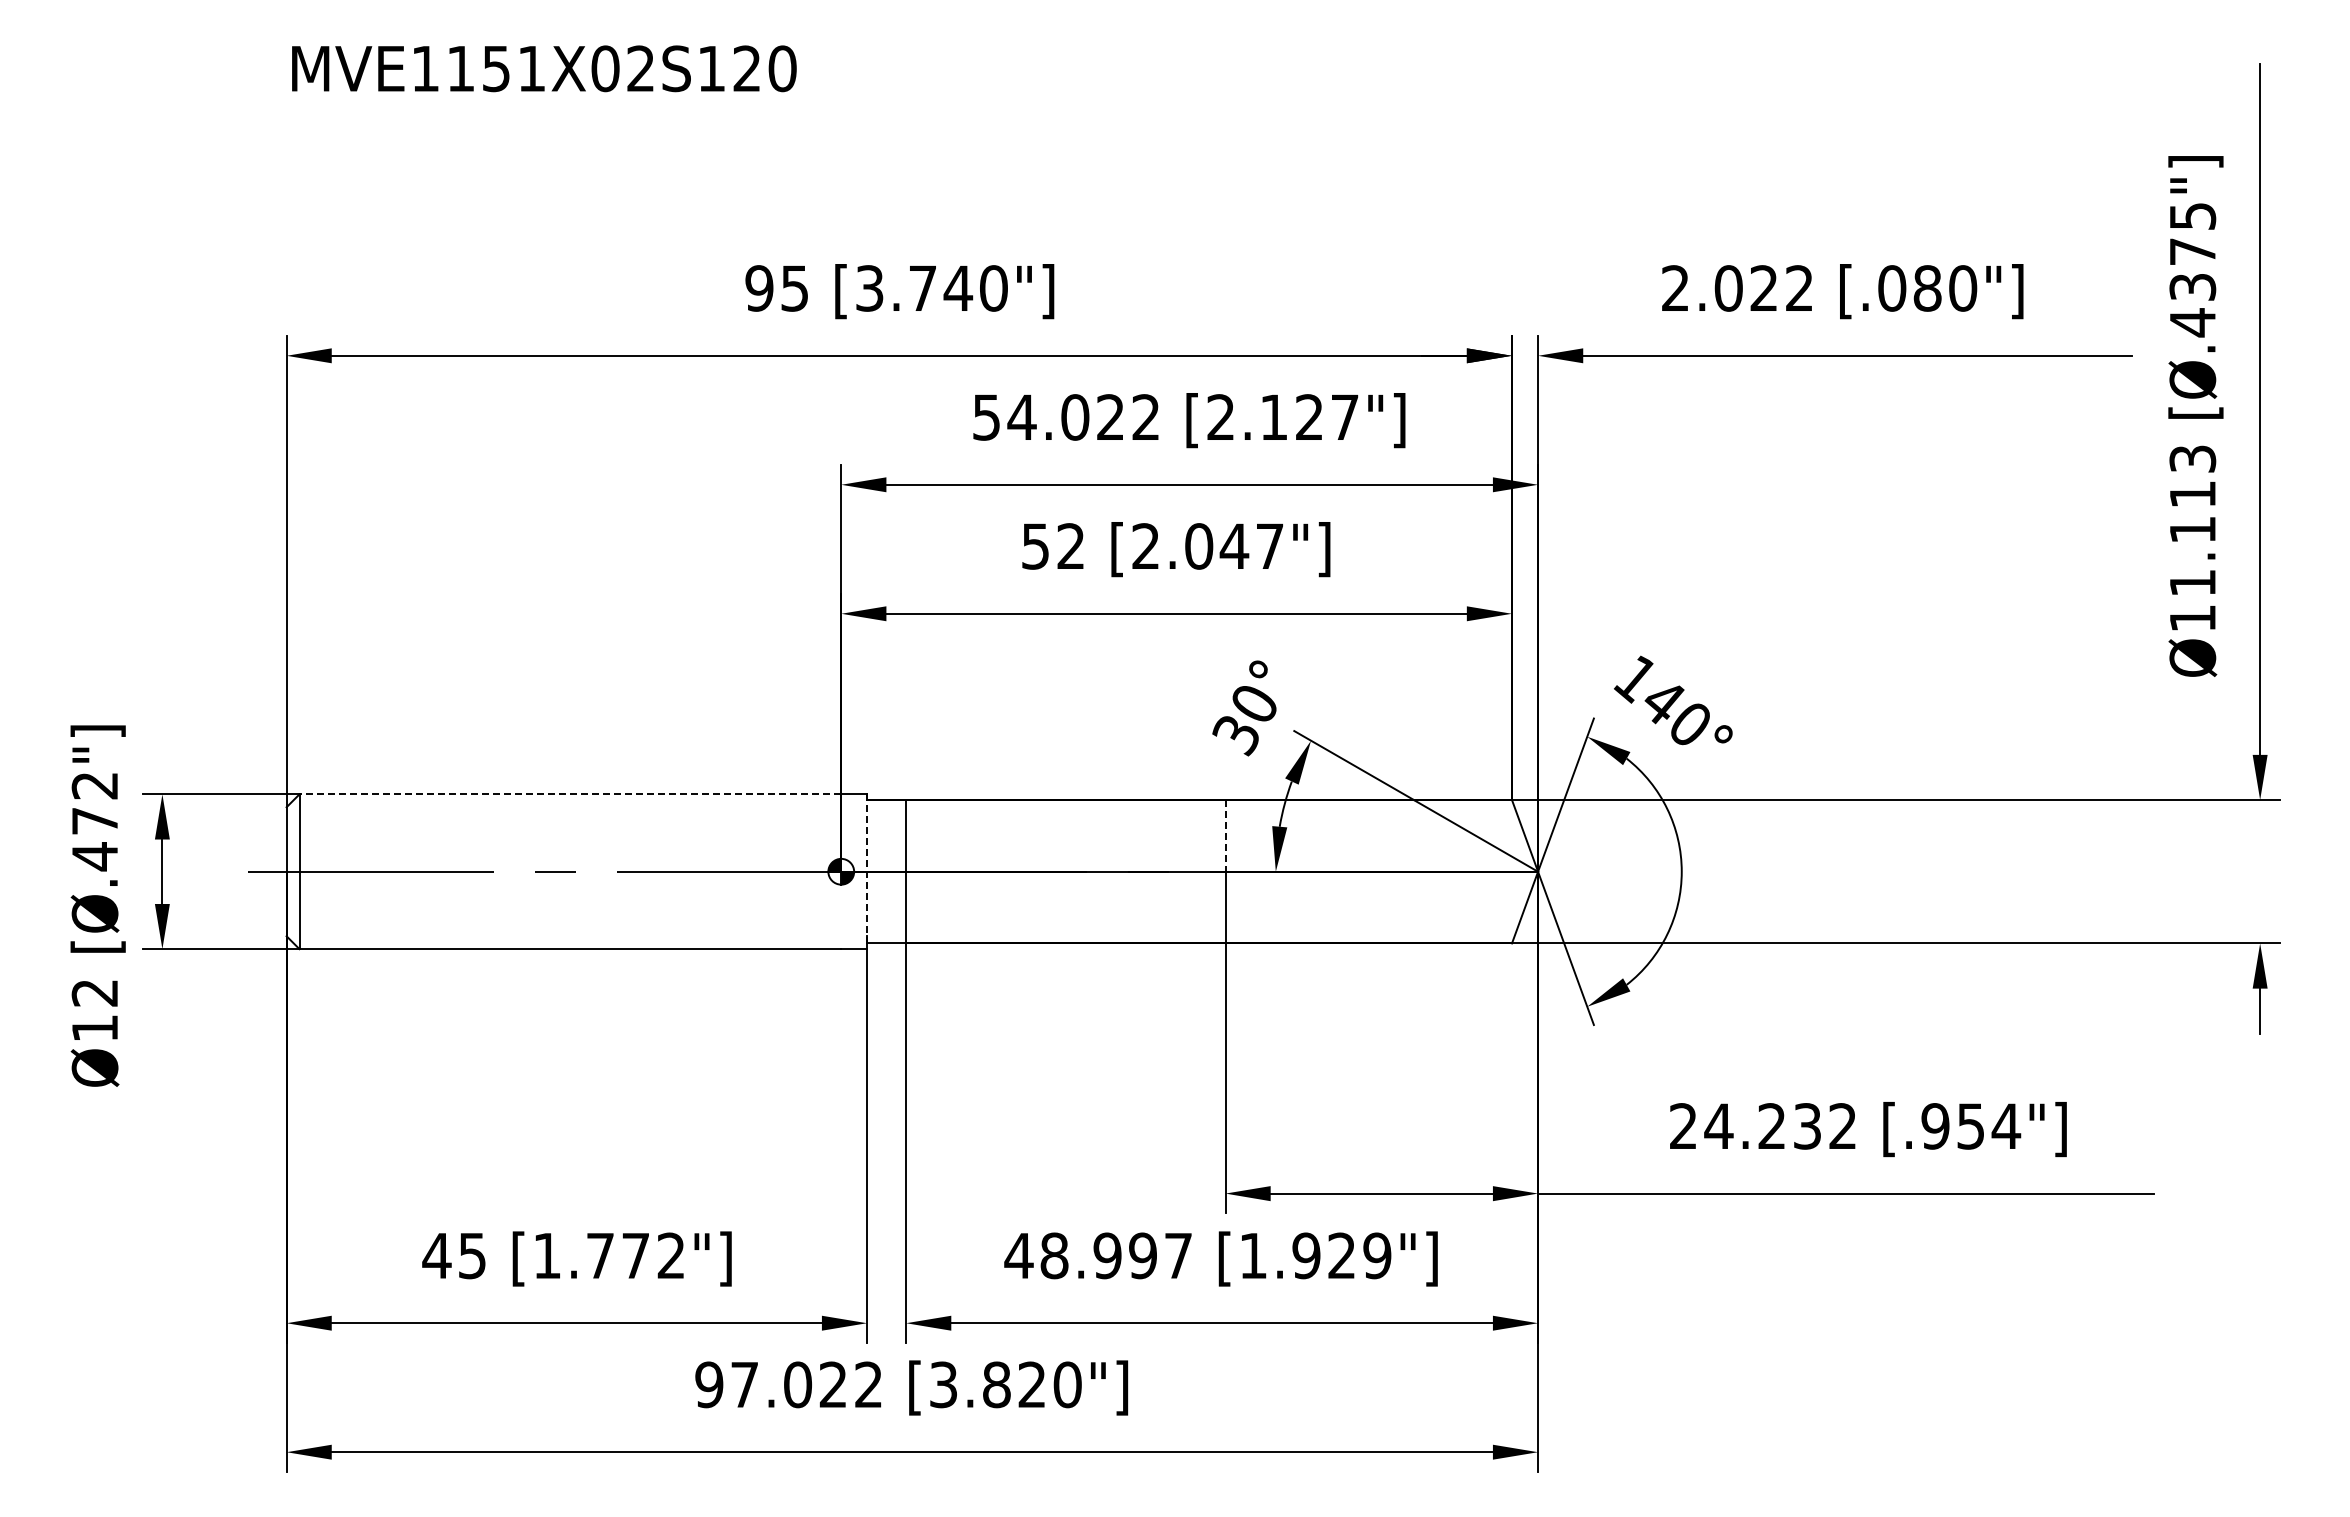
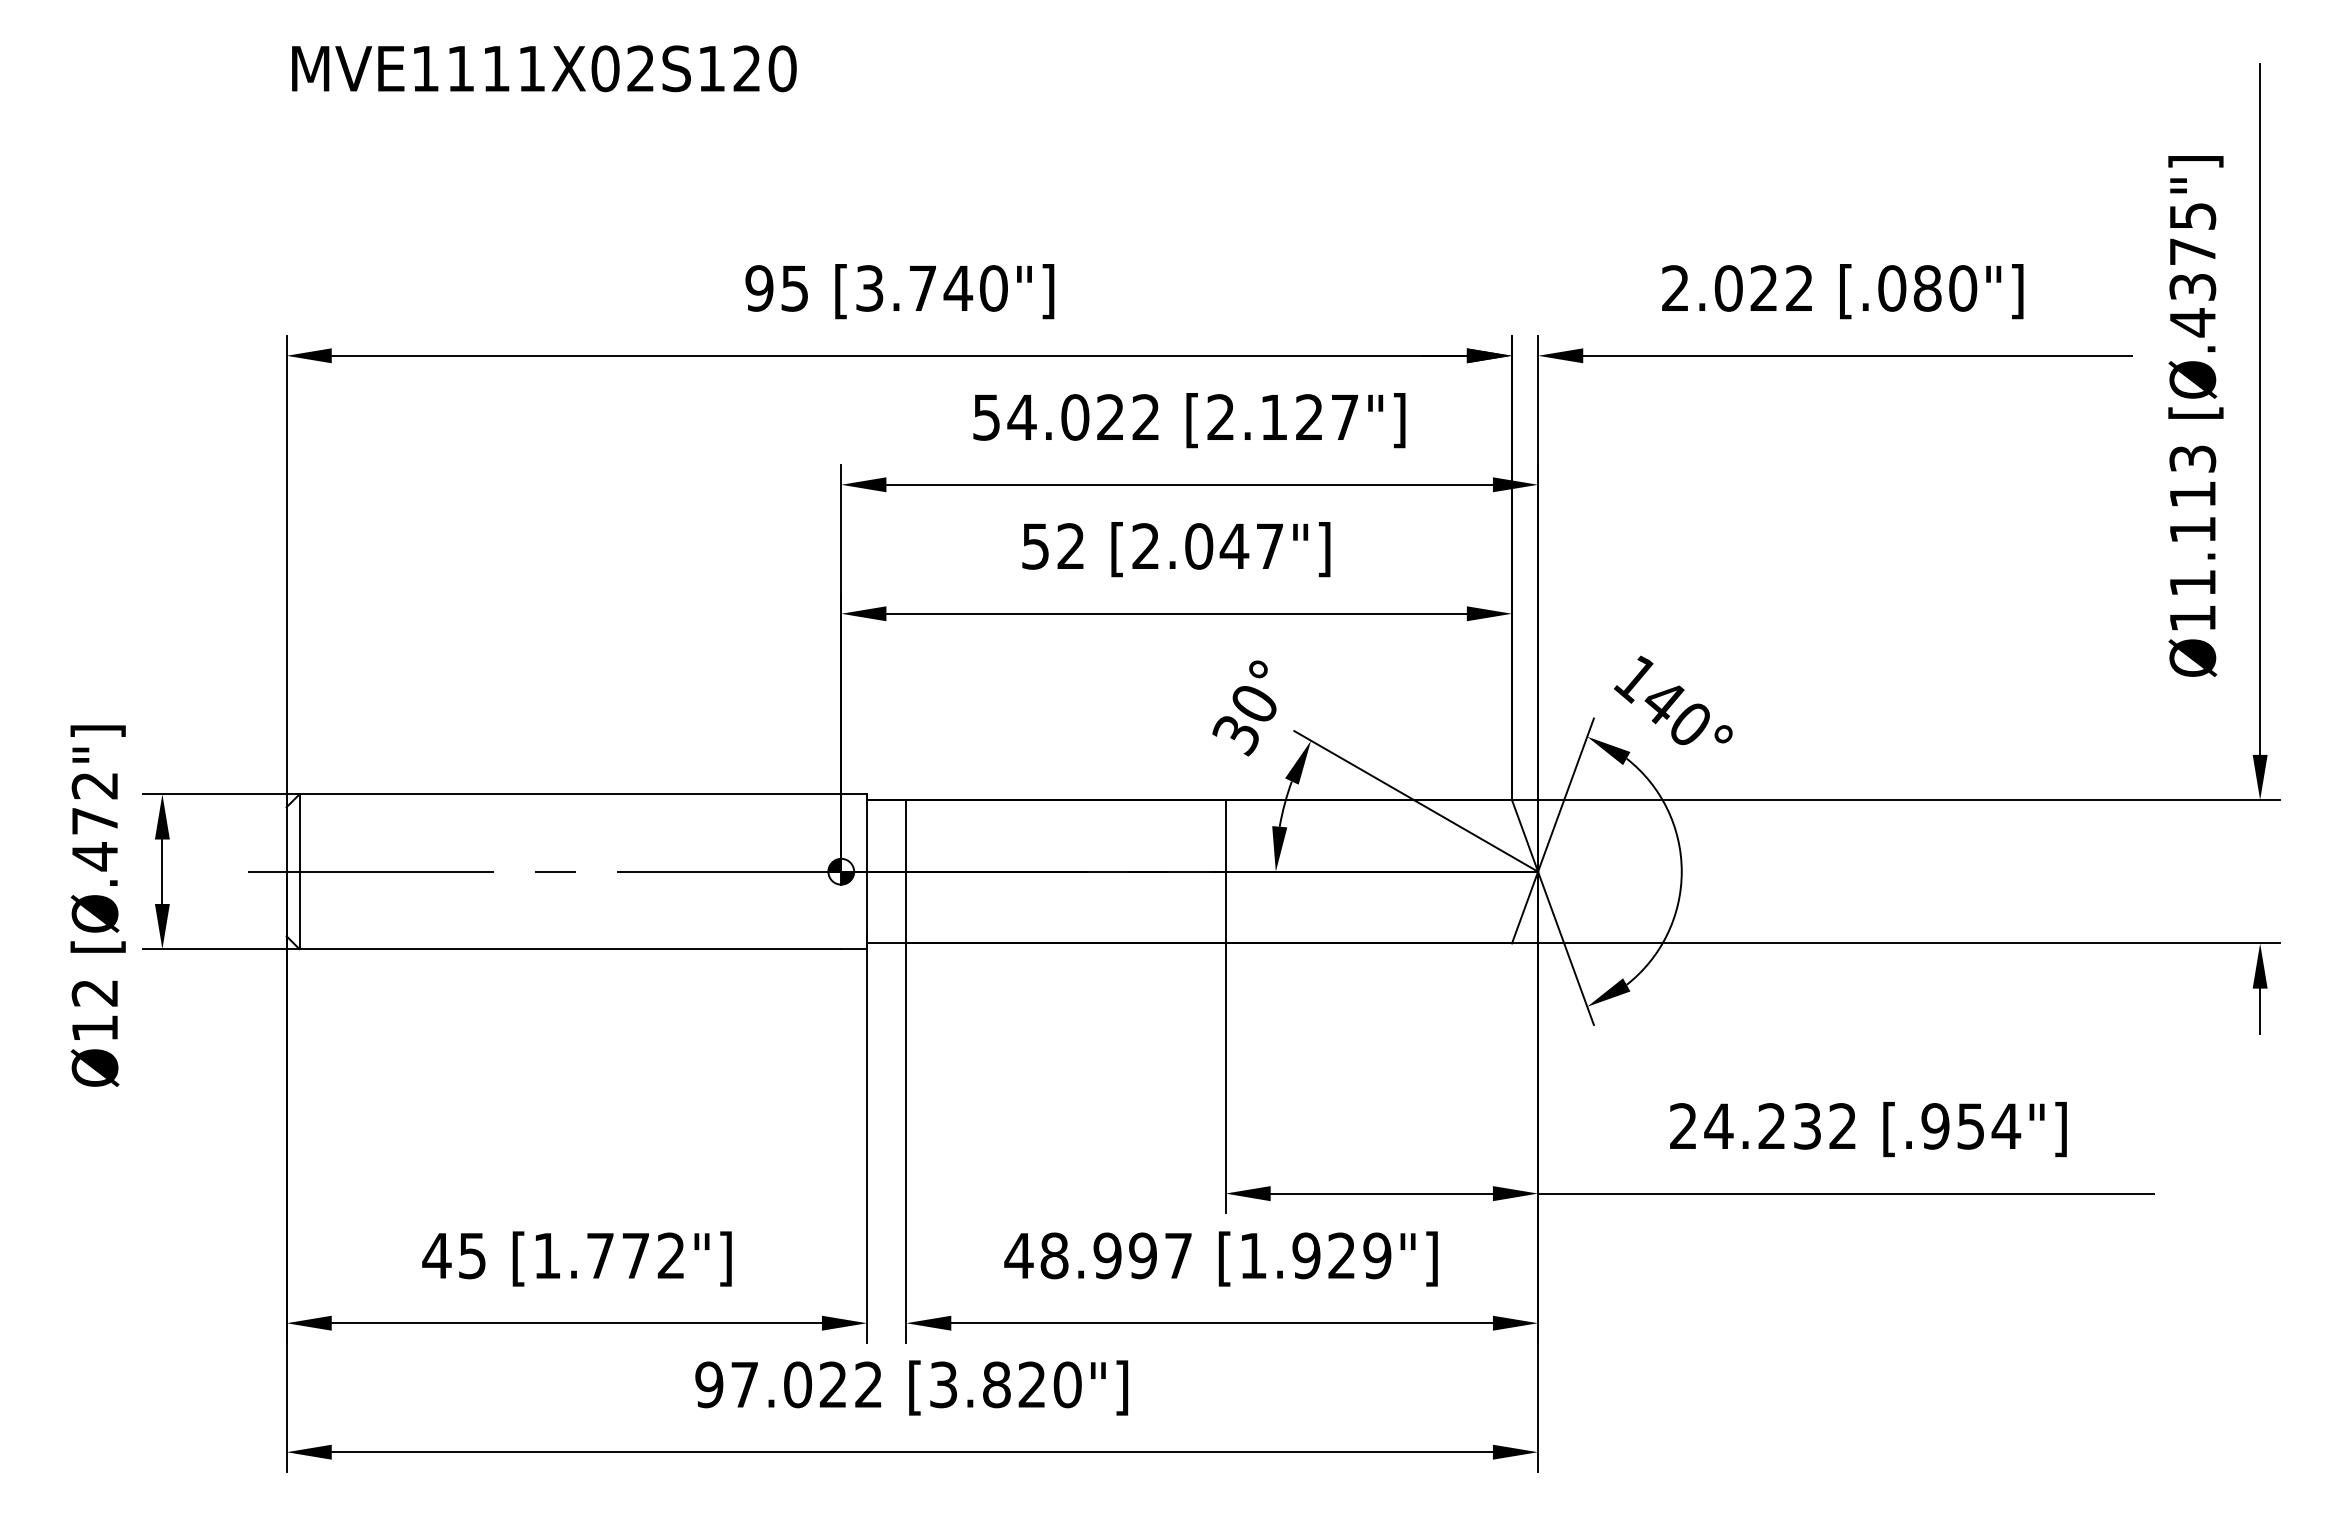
text: MVE1151X02S120 -> MVE1111X02S120 (496, 69)
line: dashed -> solid (570, 794)
line: dashed -> solid (1225, 835)
line: dashed -> solid (867, 872)
